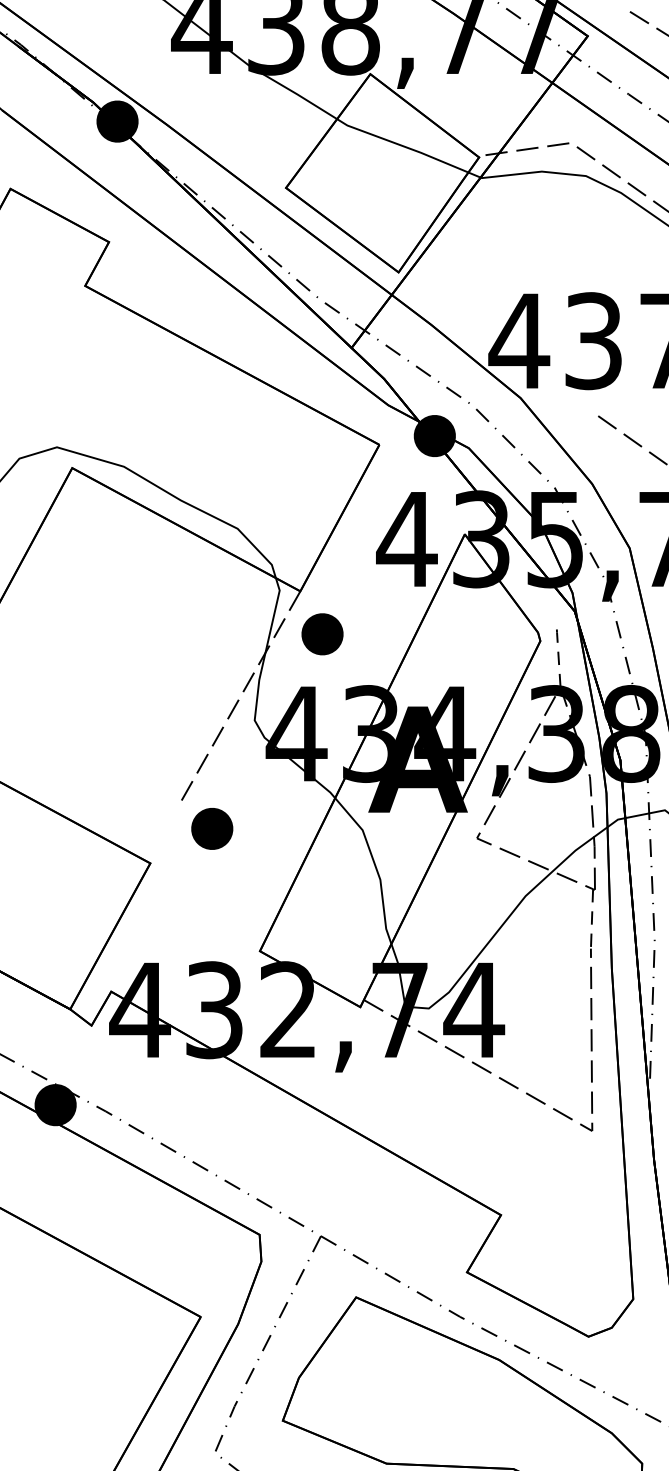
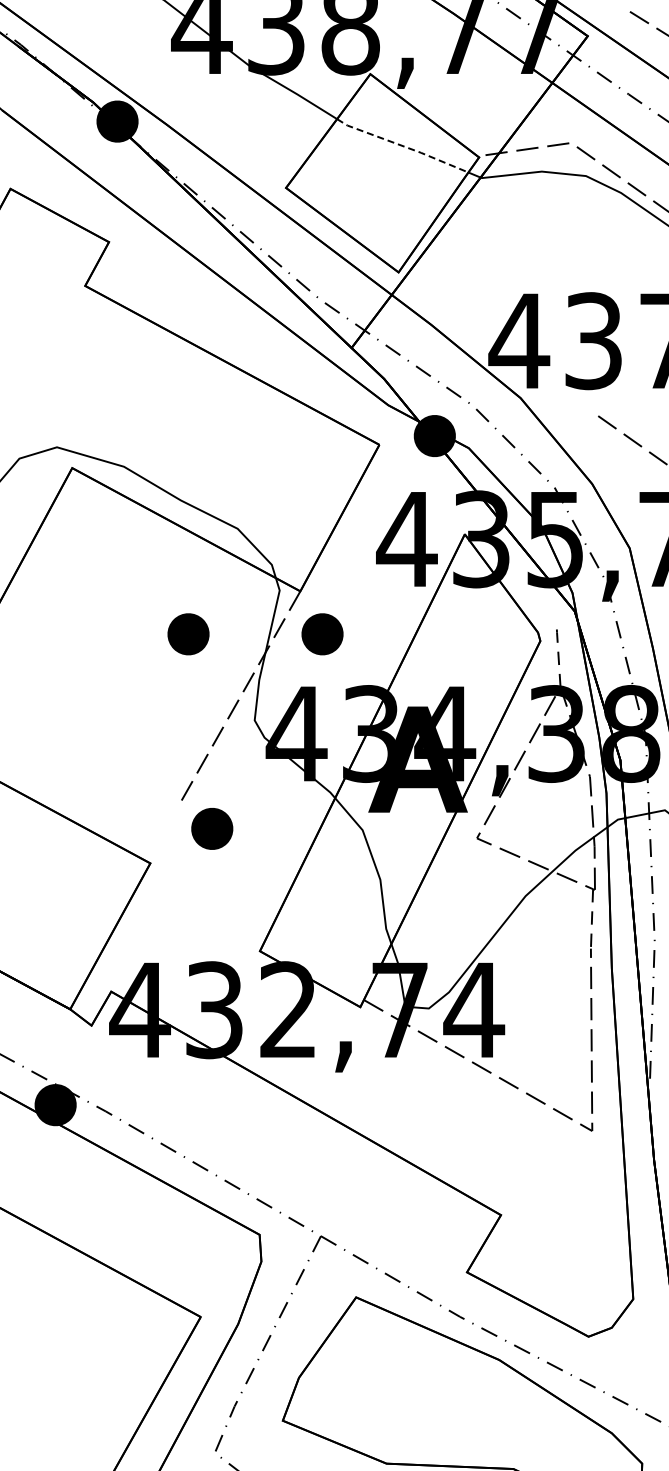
line: solid -> dashed (402, 145)
part: none -> present (188, 634)
